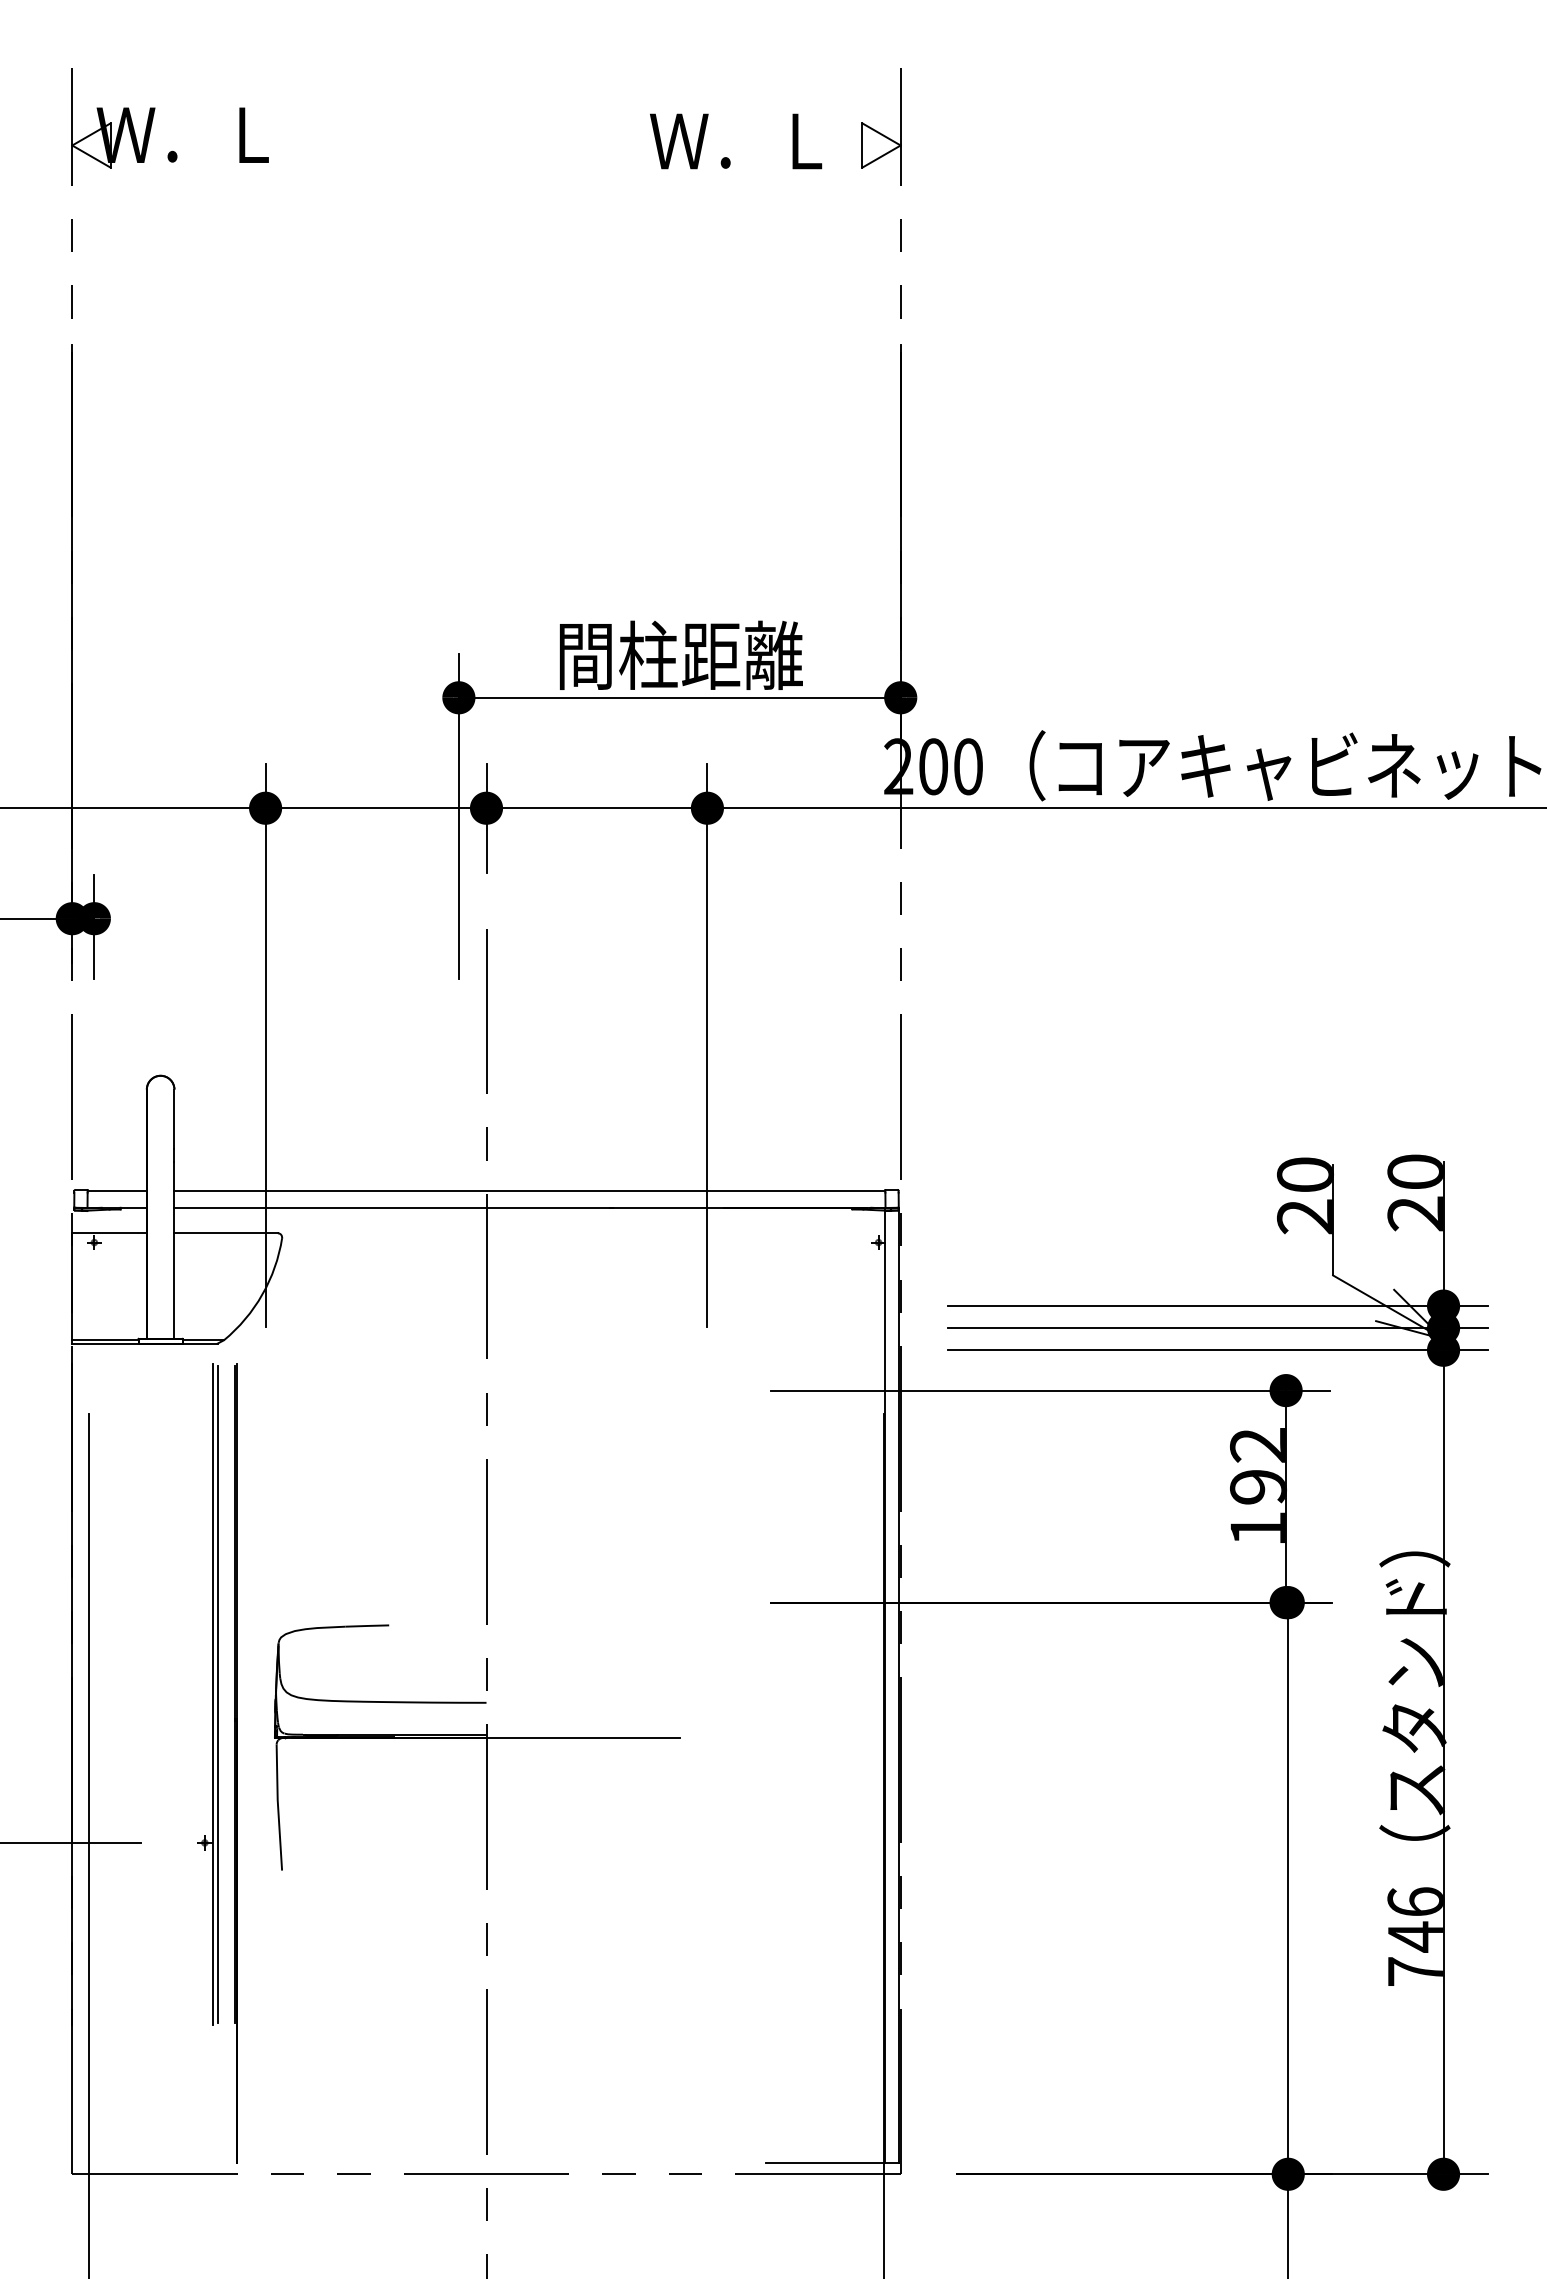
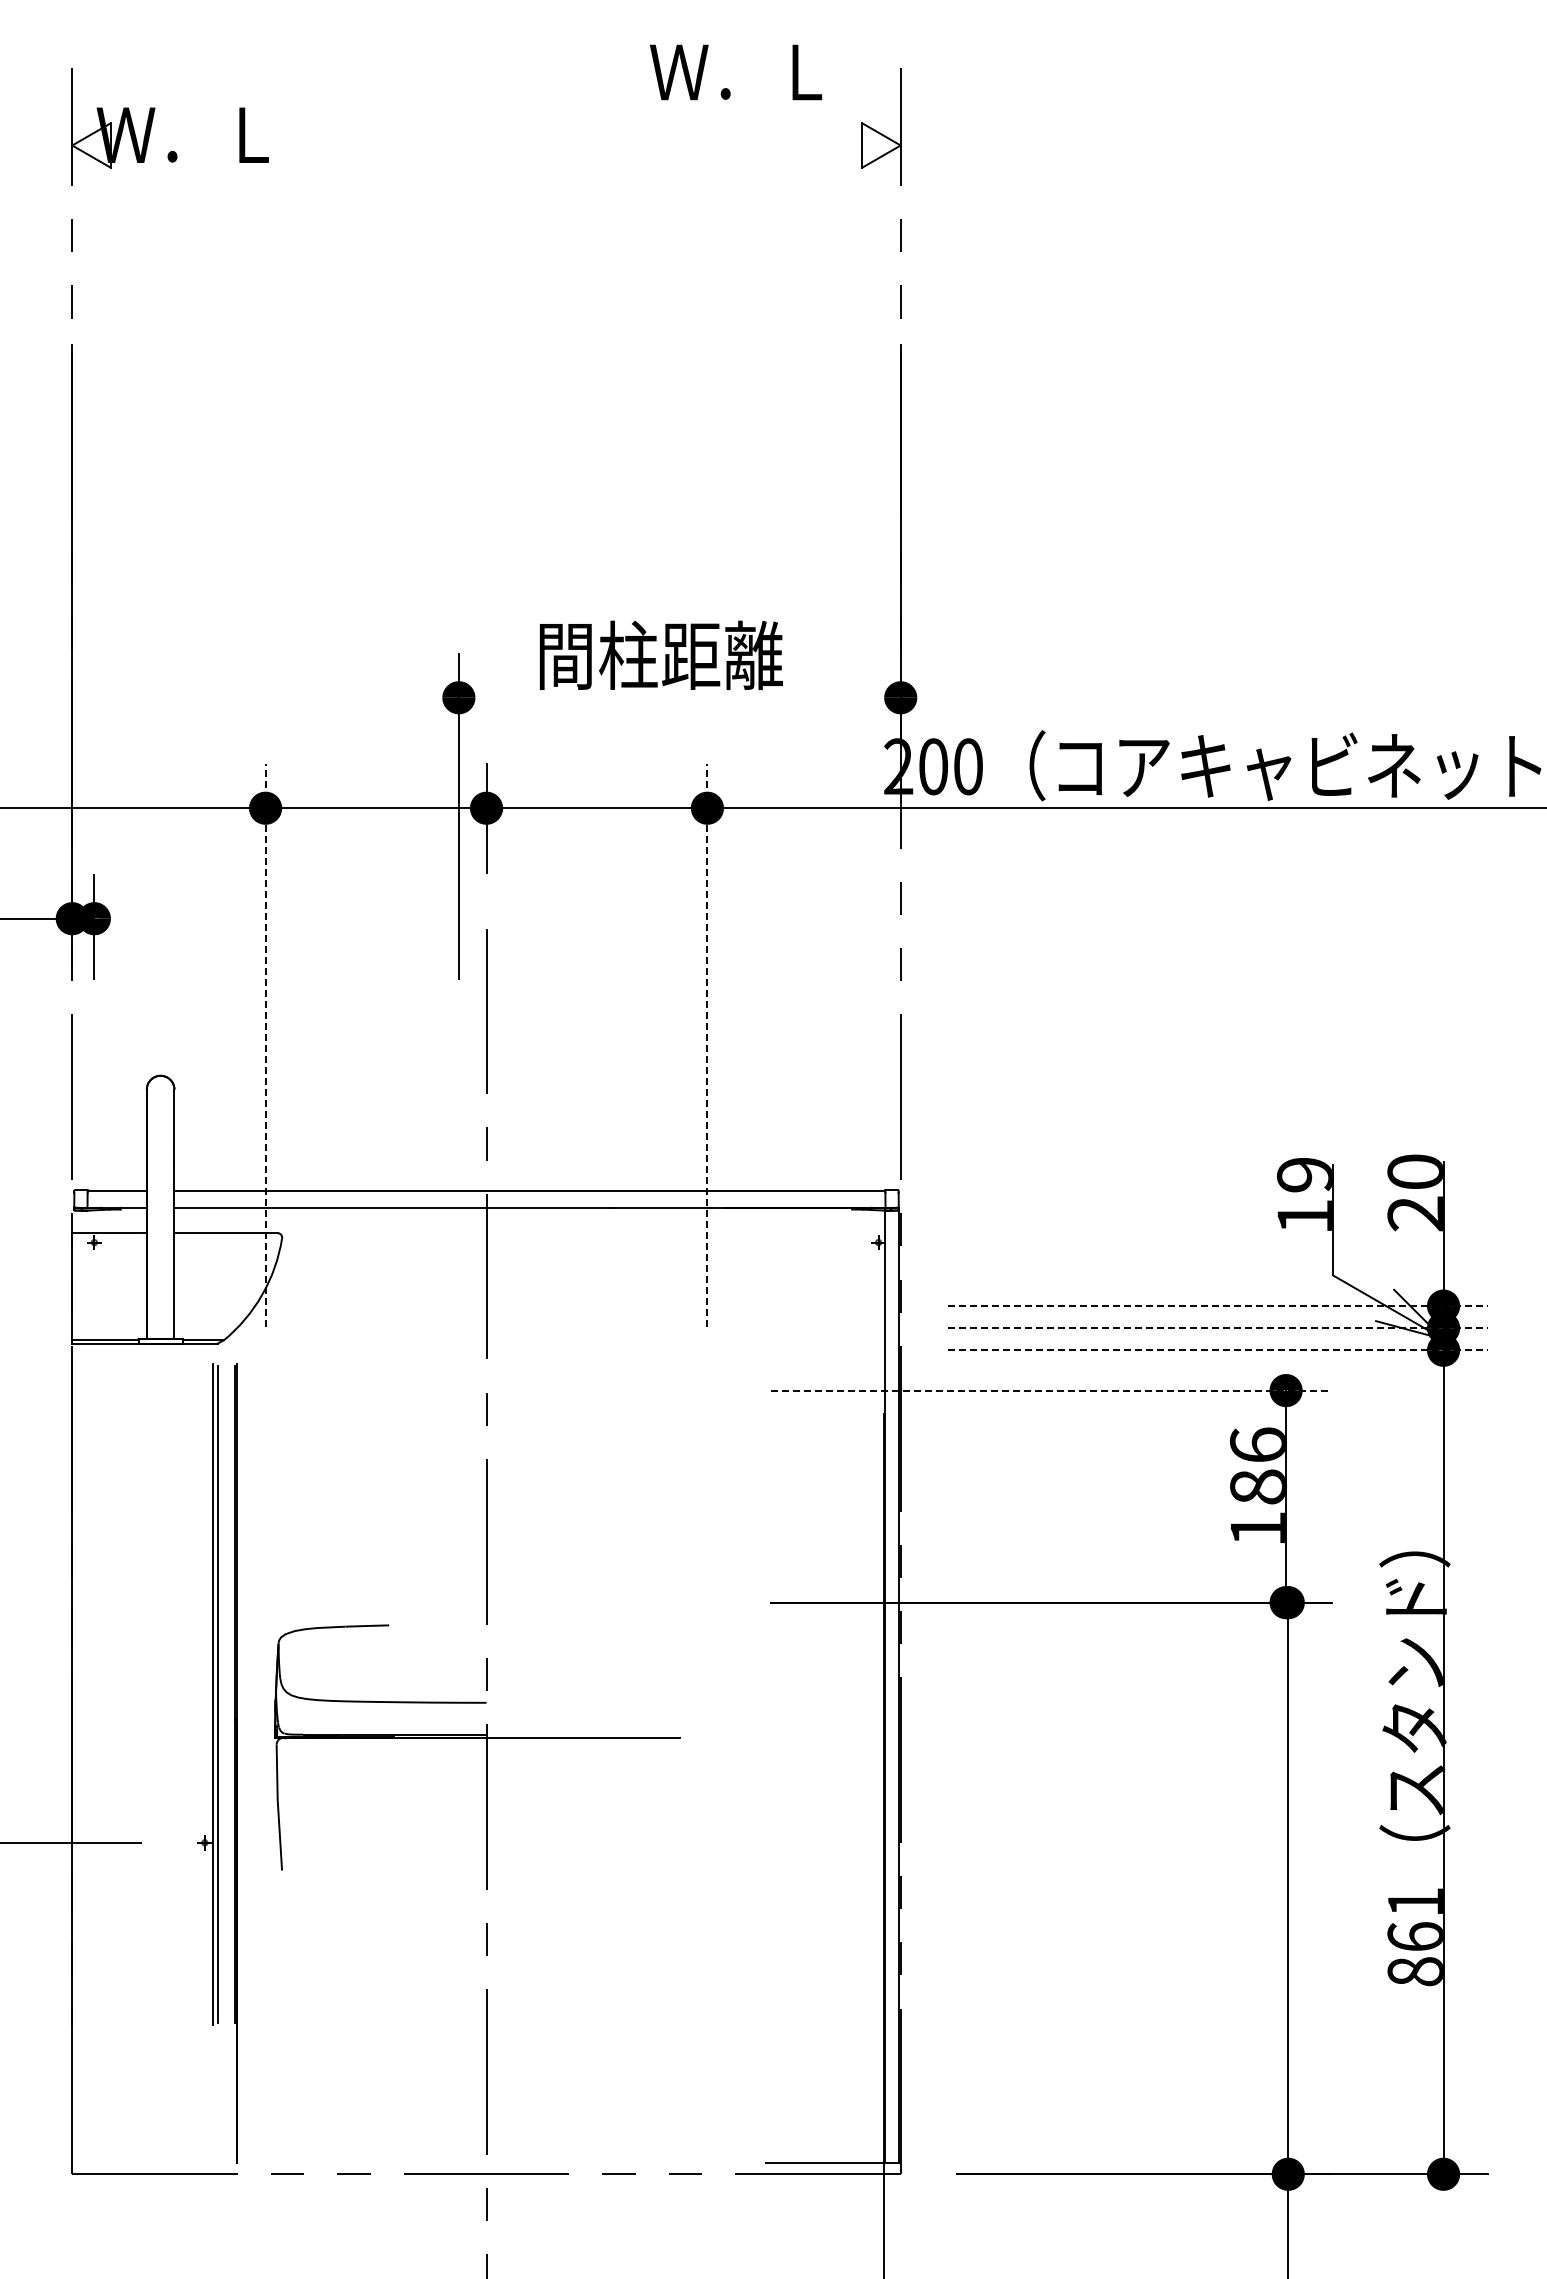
text position: (736, 141) -> (736, 72) (736, 72)
text position: (681, 654) -> (661, 654) (661, 654)
line: present -> none (679, 697)
line: solid -> dashed (265, 1044)
line: solid -> dashed (707, 1044)
text: 20 -> 19 (1304, 1195)
line: solid -> dashed (1217, 1306)
line: solid -> dashed (1217, 1328)
line: solid -> dashed (1217, 1350)
line: solid -> dashed (1050, 1390)
text: 192 -> 186 (1257, 1465)
line: present -> none (88, 1844)
text: 746 -> 861 (1414, 1936)
